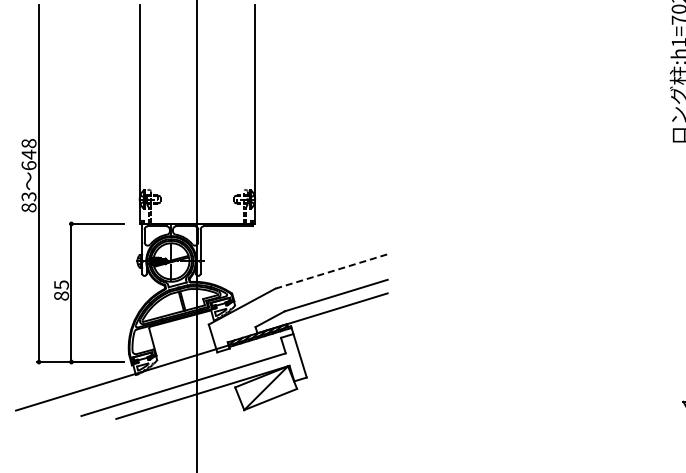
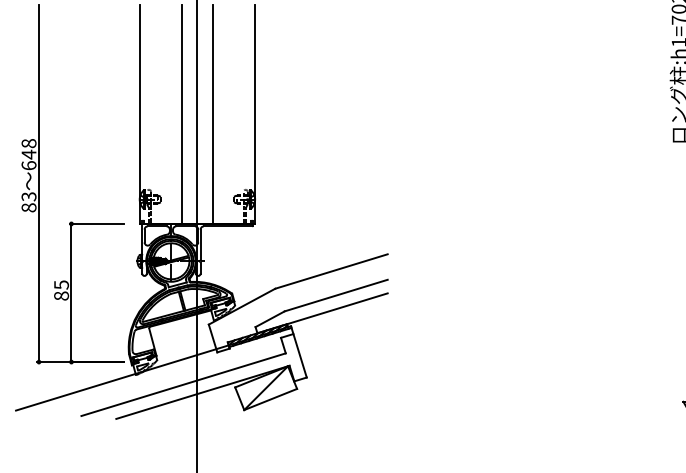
line: none -> present (182, 114)
line: none -> present (212, 114)
line: dashed -> solid (331, 271)
